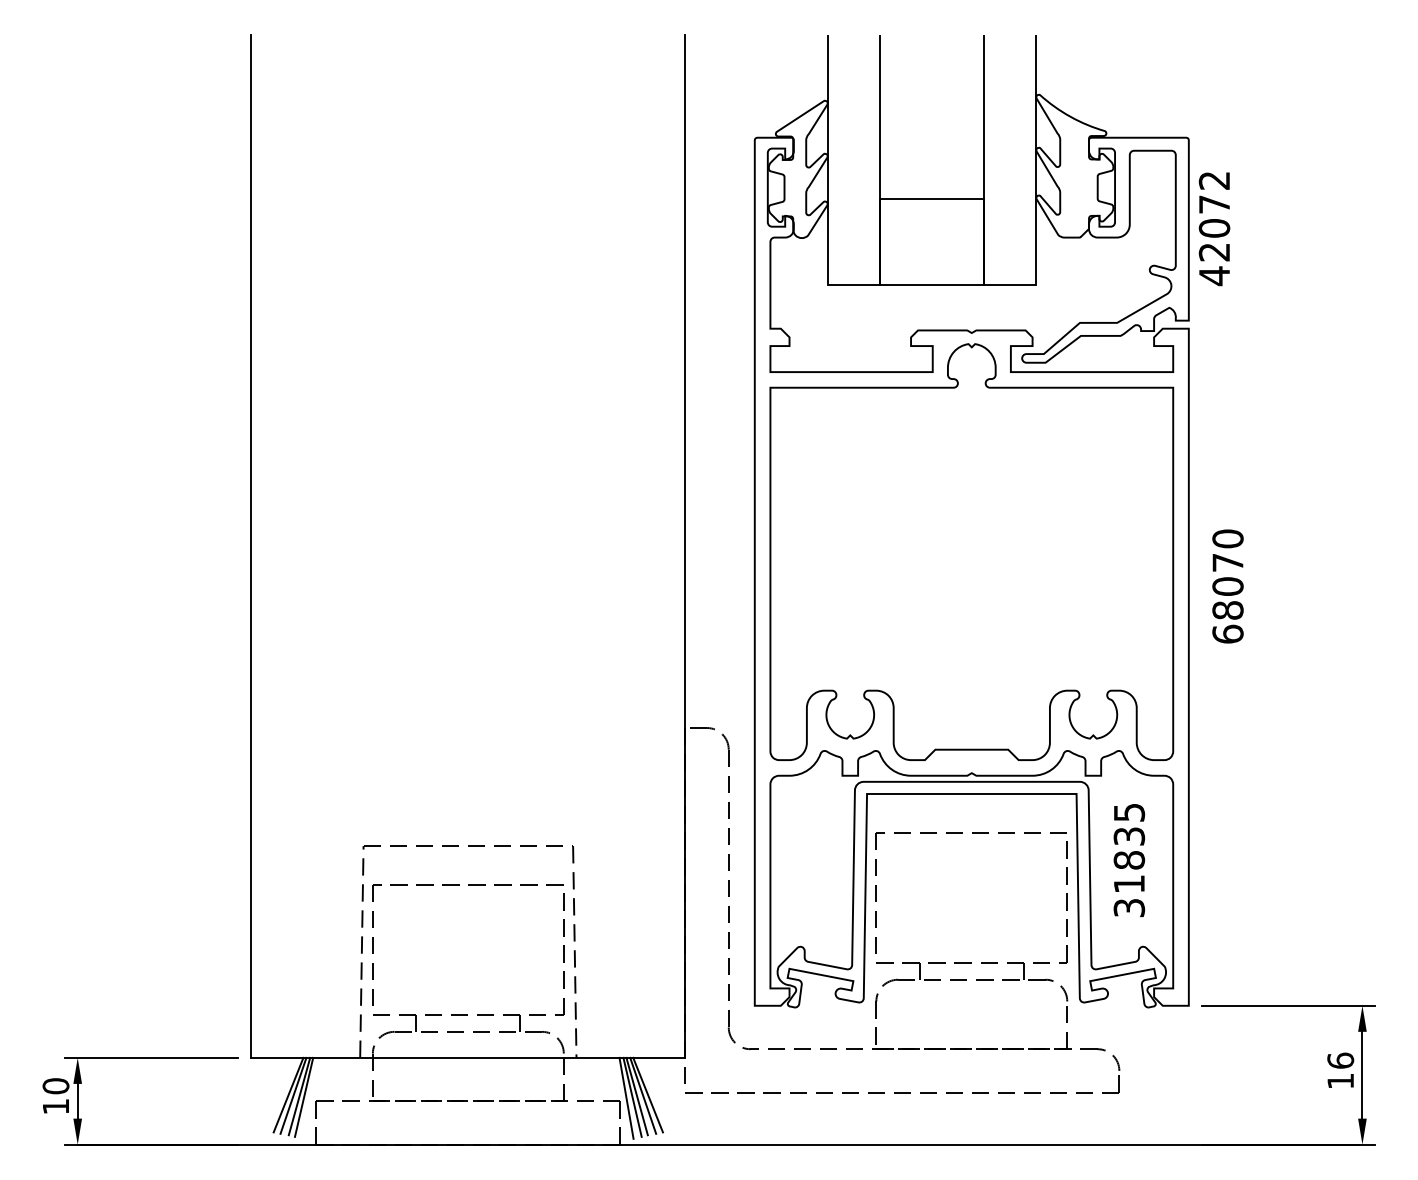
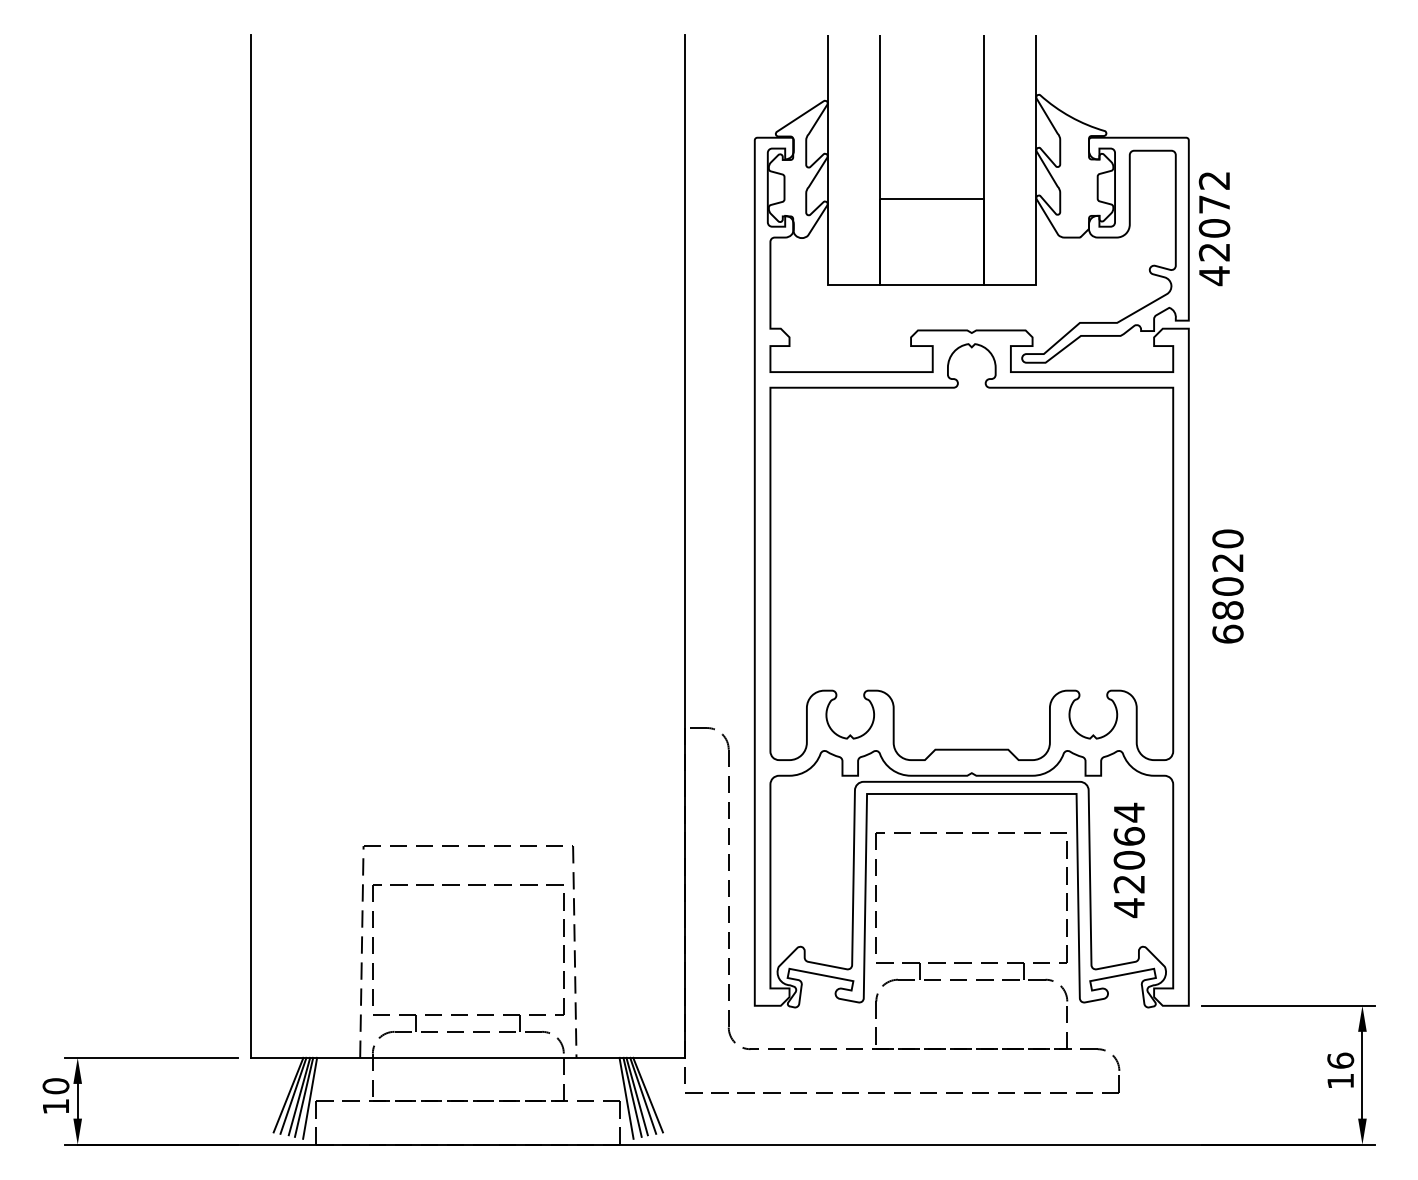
text: 68070 -> 68020 (1227, 562)
text: 31835 -> 42064 (1129, 860)
line: none -> present (310, 1097)
